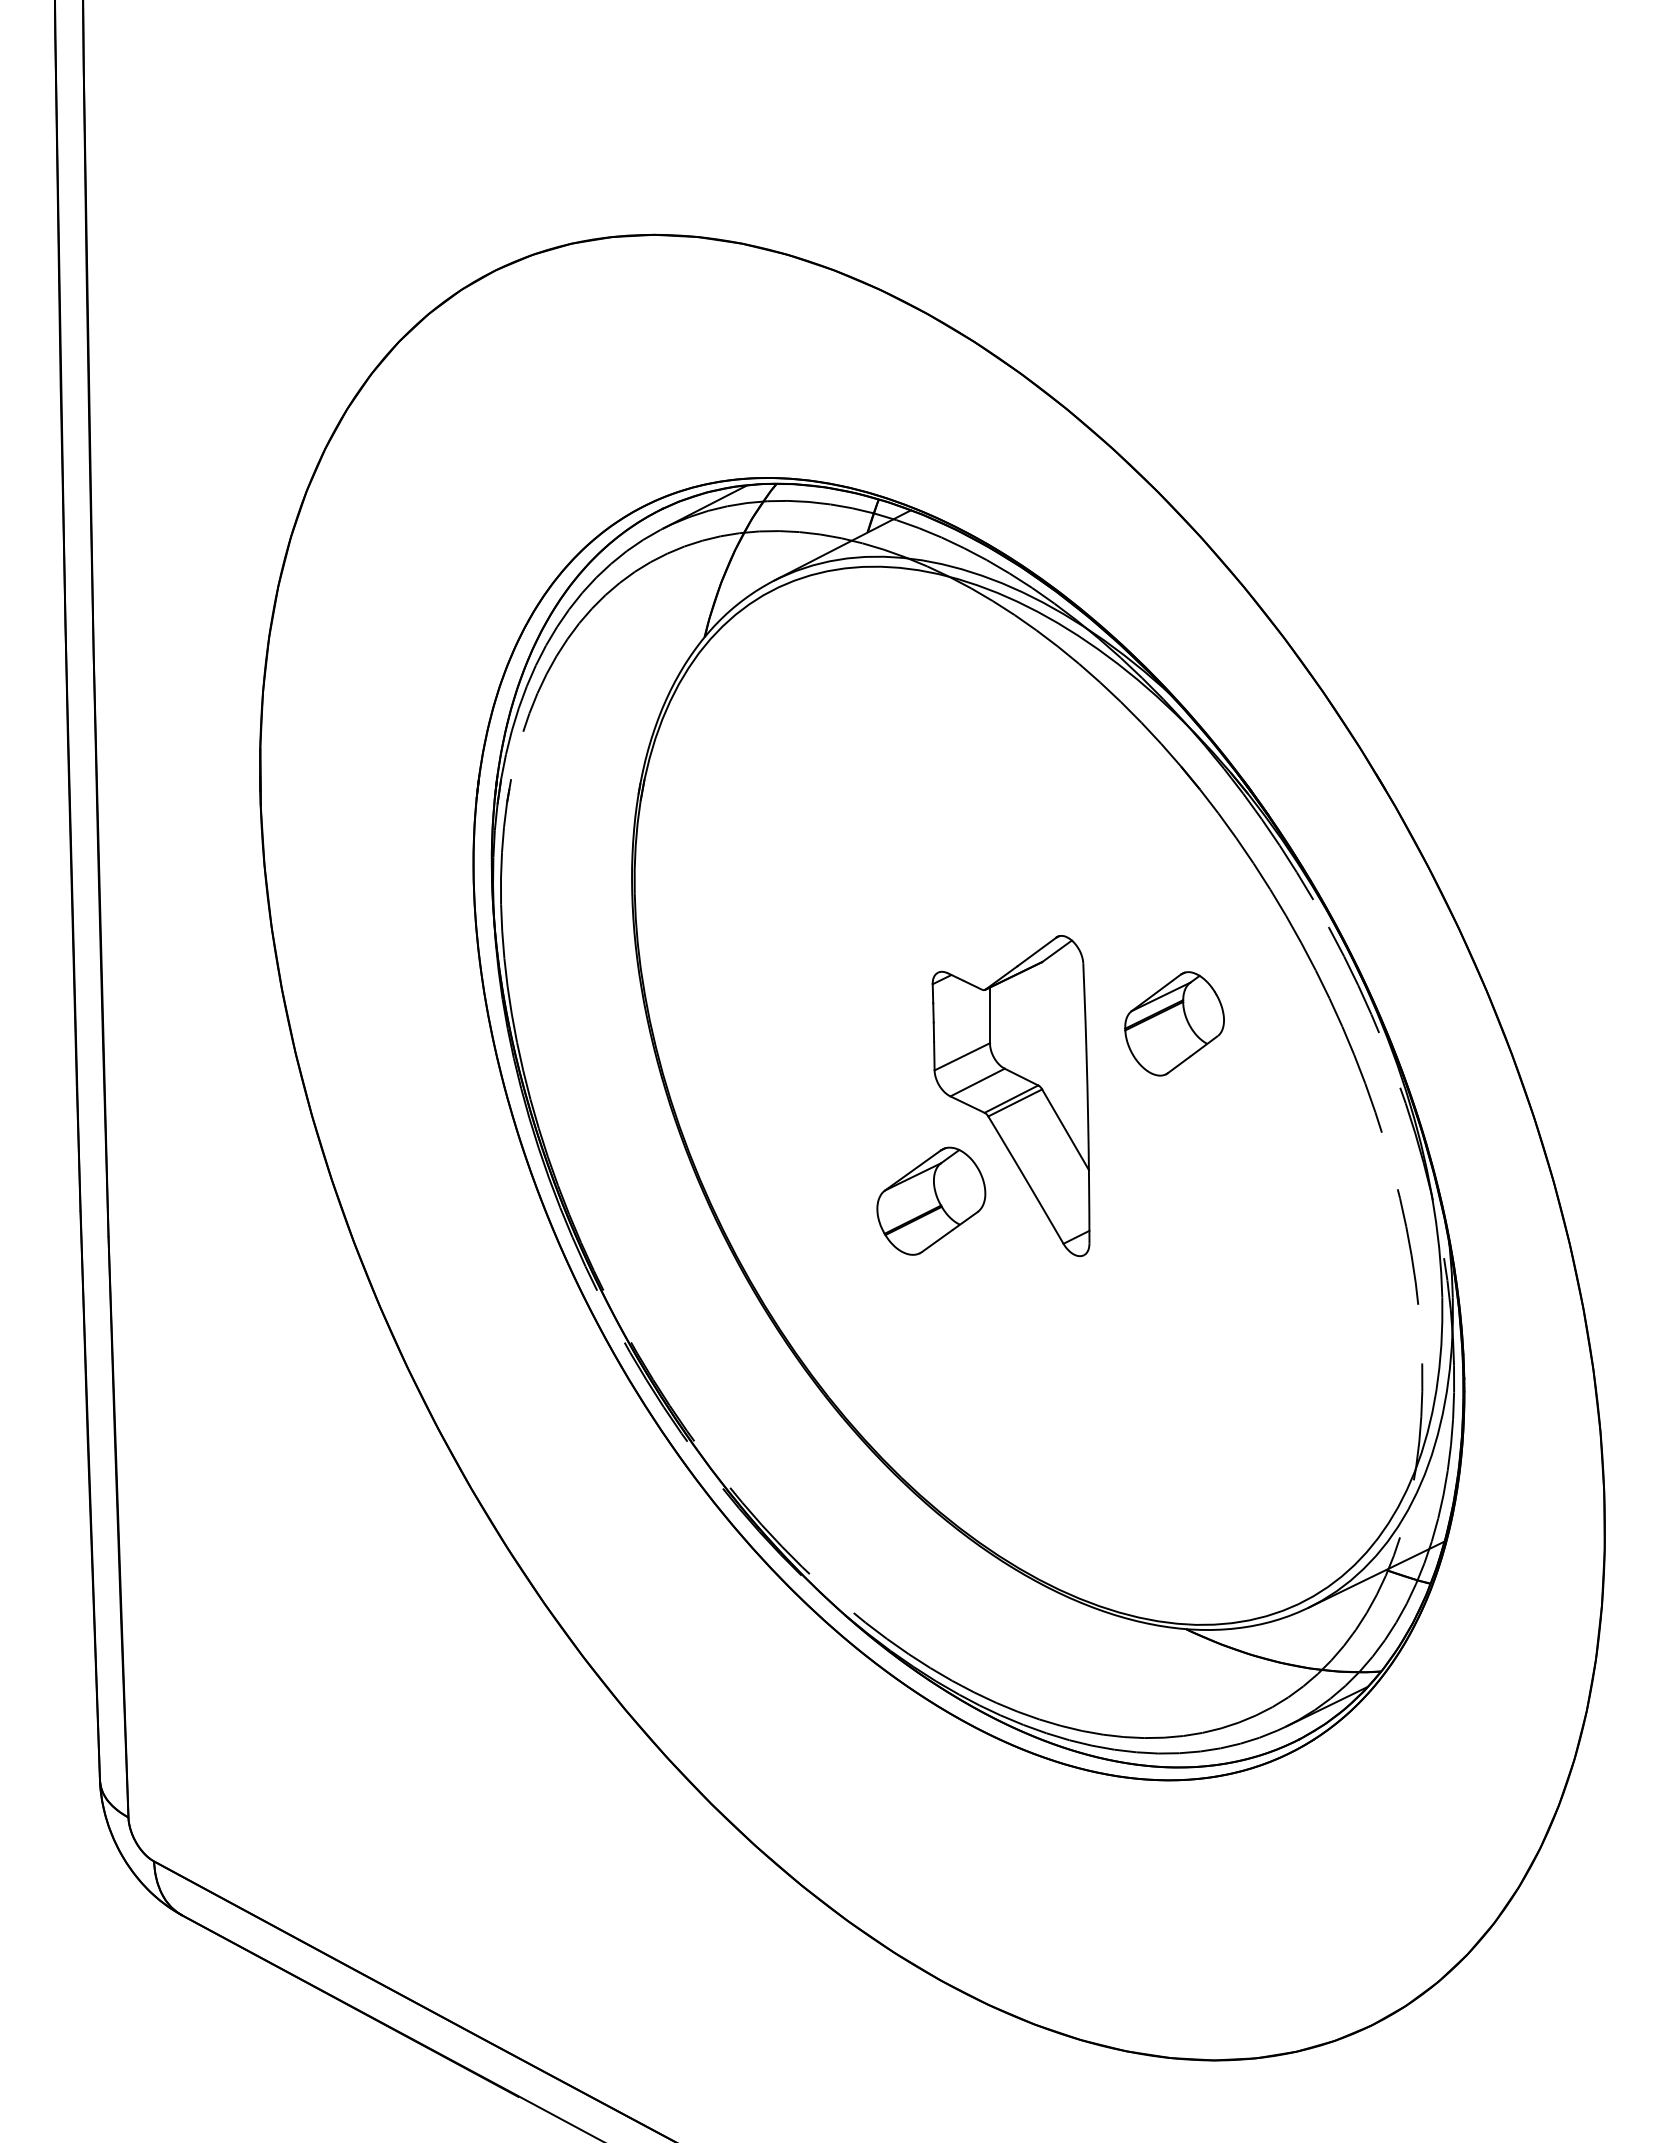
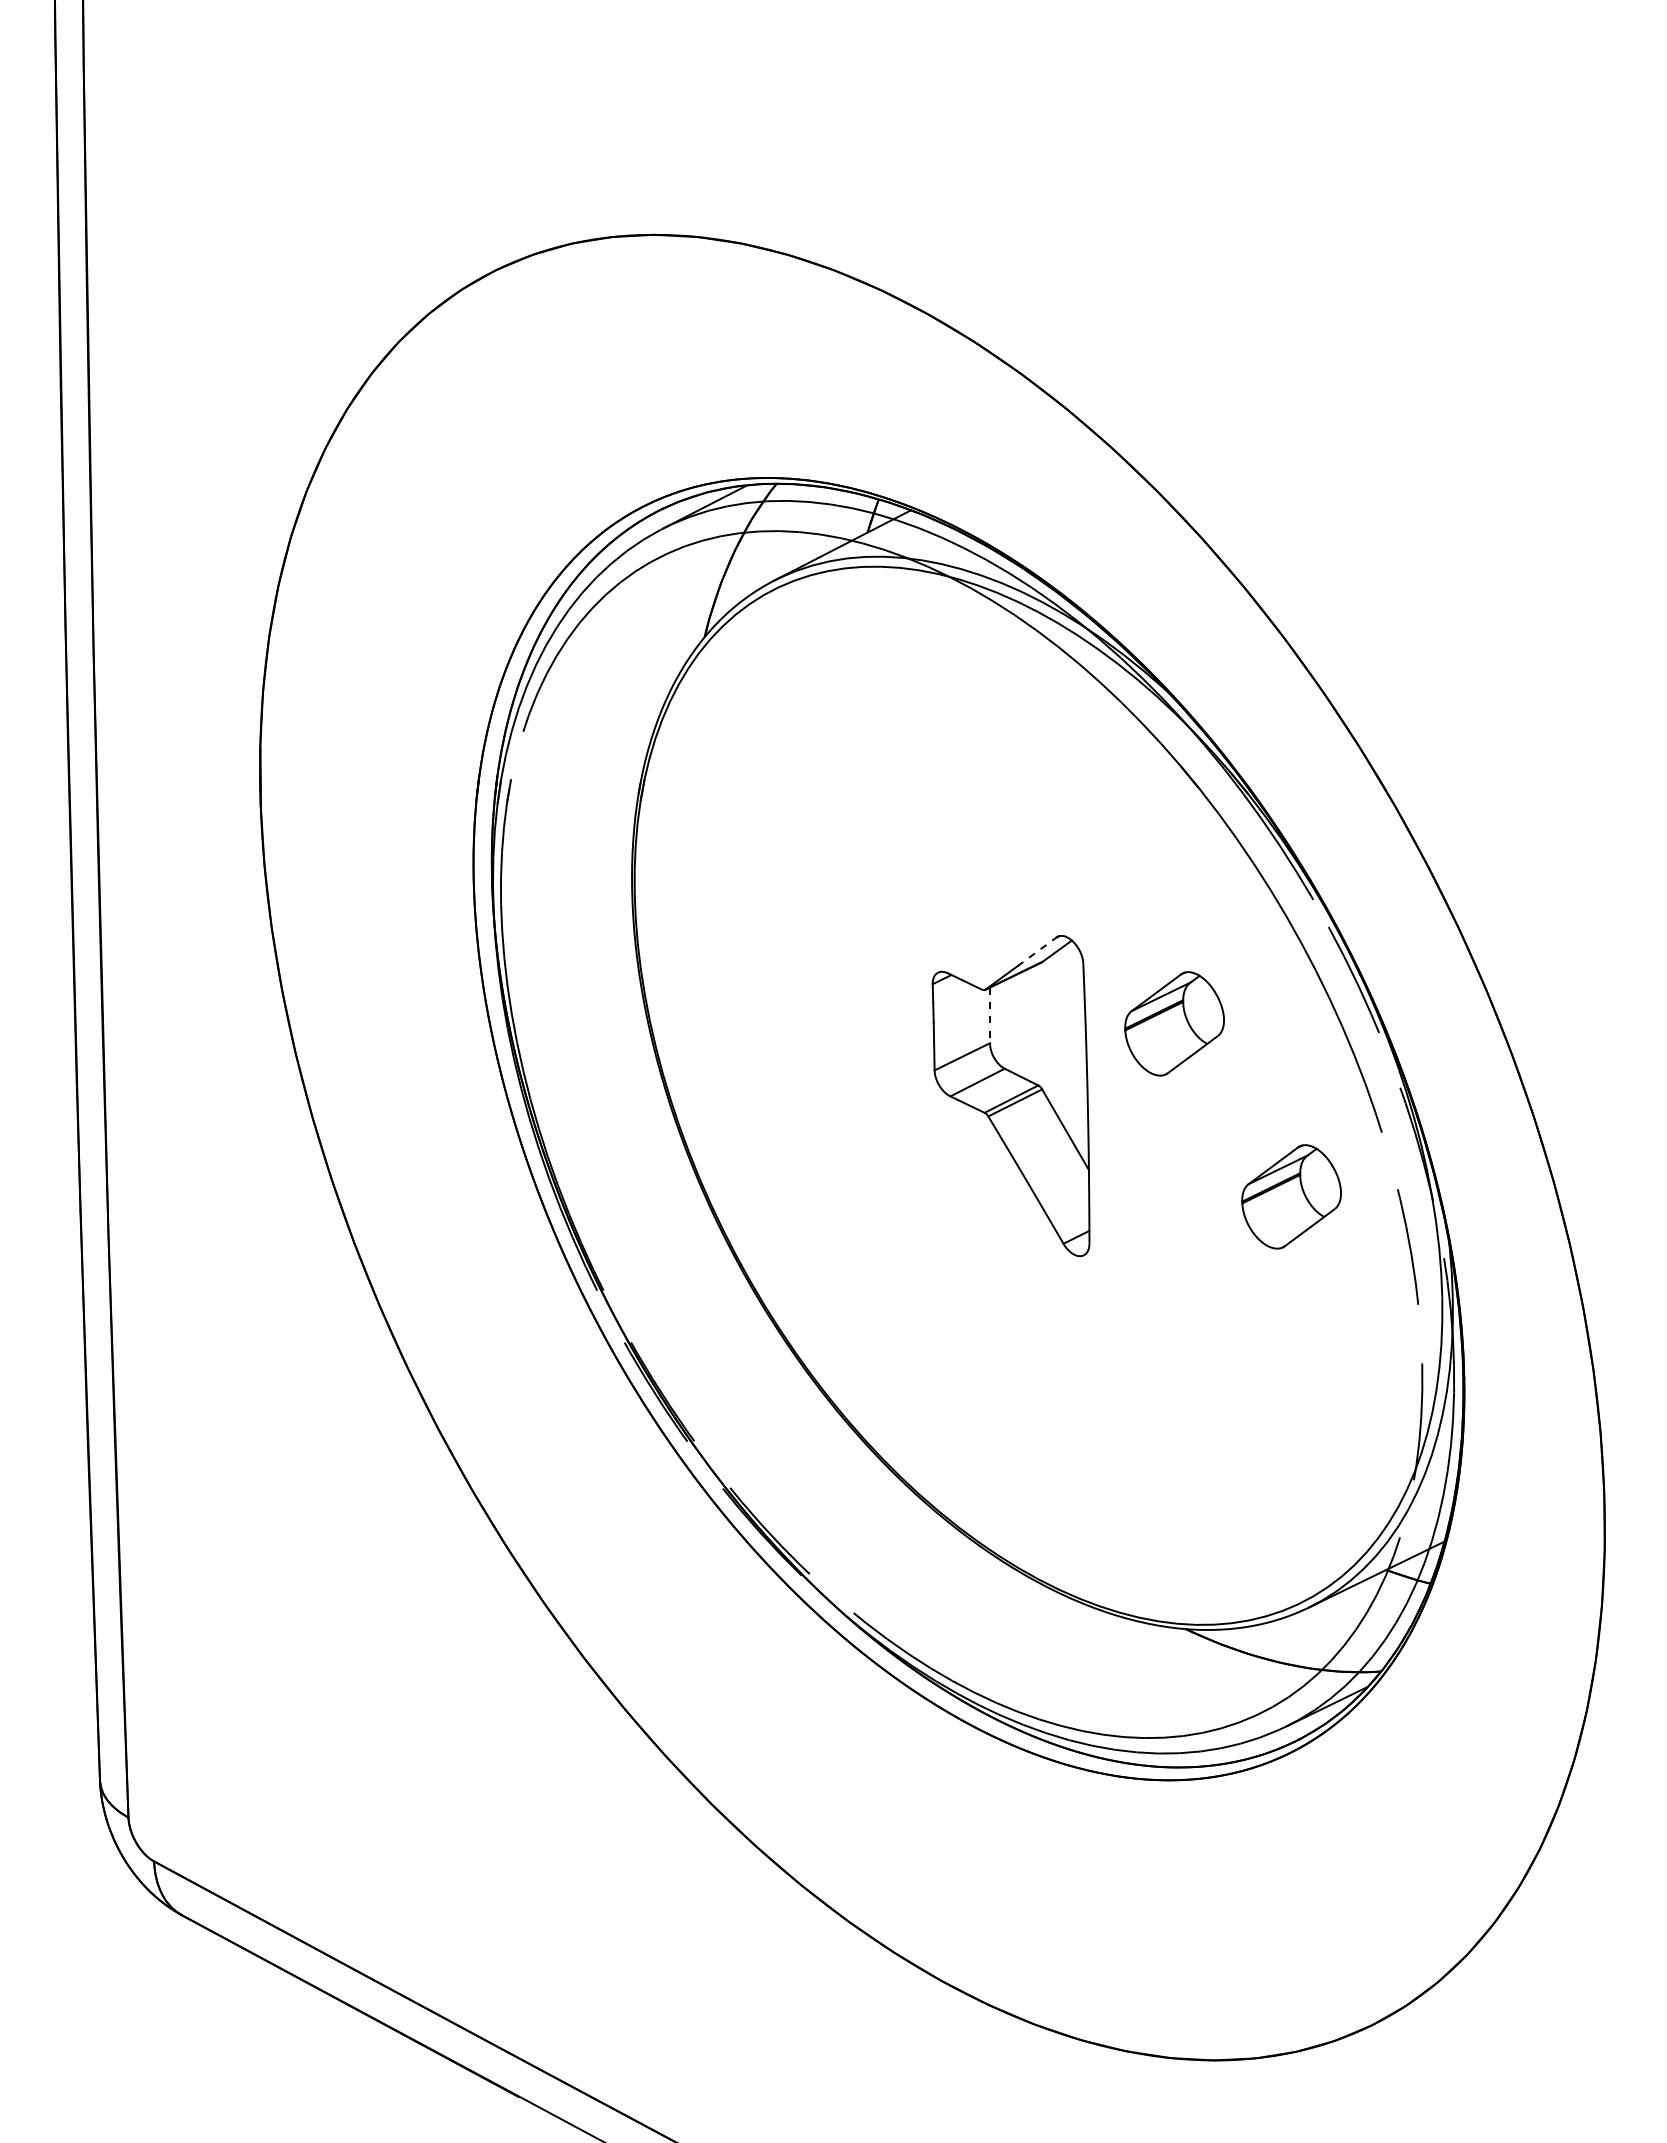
line: solid -> dashed (1037, 951)
line: solid -> dashed (990, 1015)
part: none -> present (1291, 1196)
part: present -> none (931, 1200)
